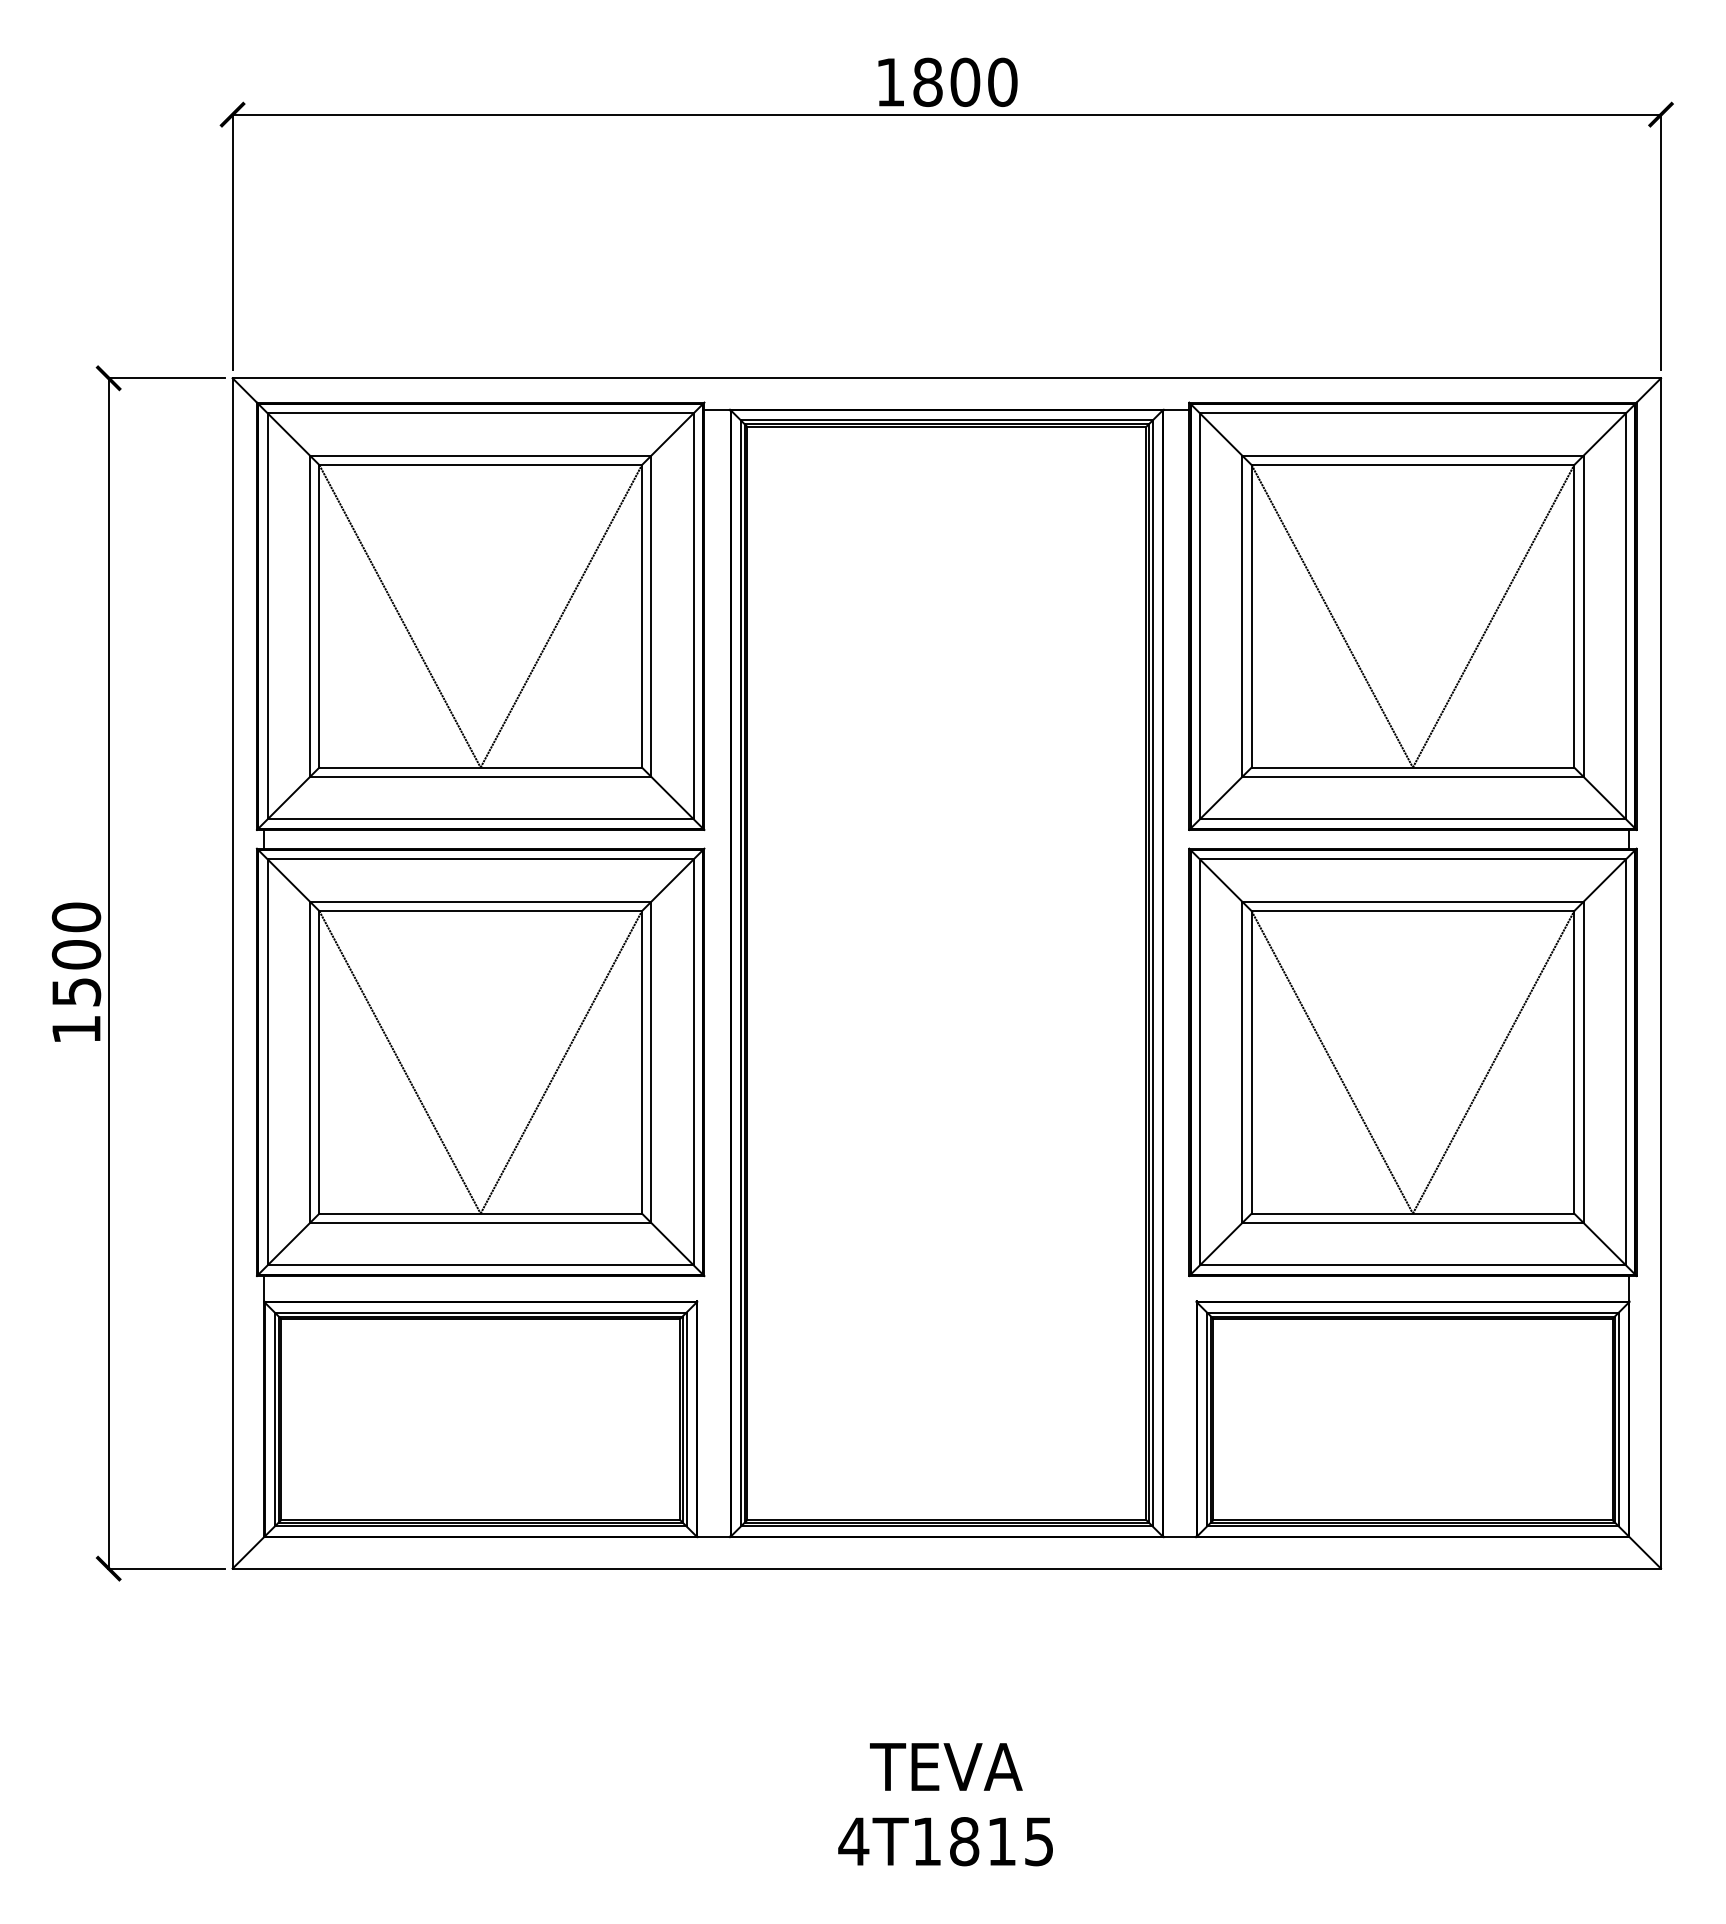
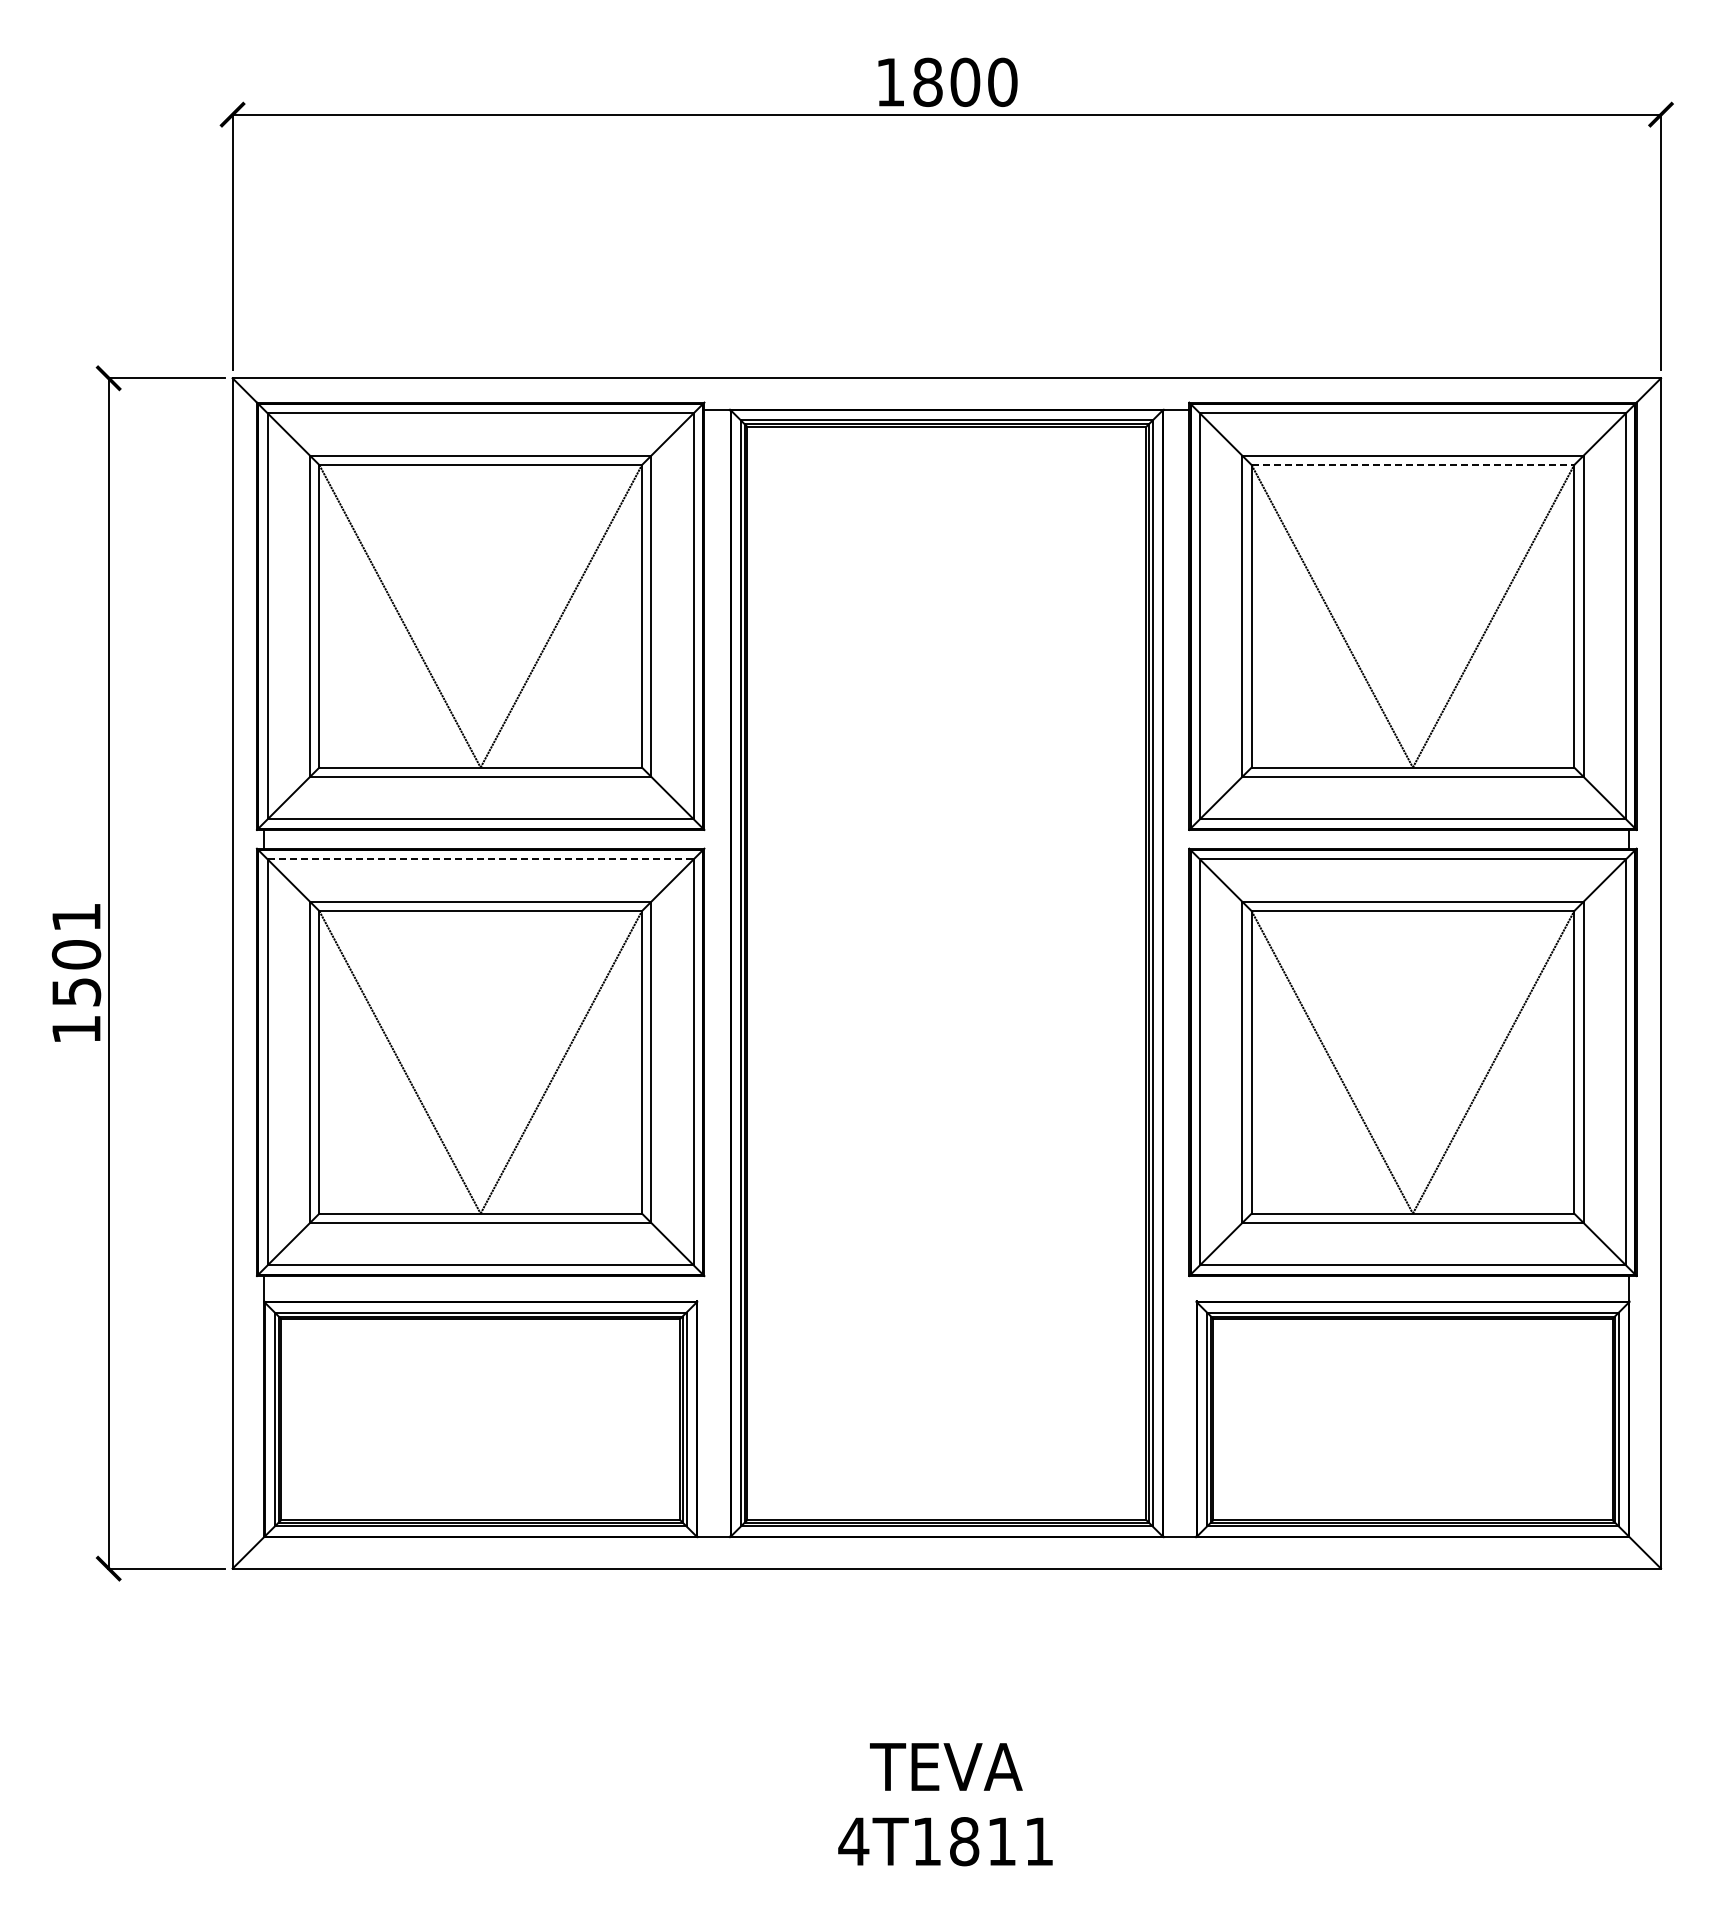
line: solid -> dashed (1413, 465)
line: solid -> dashed (480, 859)
text: 1500 -> 1501 (76, 917)
text: 4T1815 -> 4T1811 (1038, 1841)
